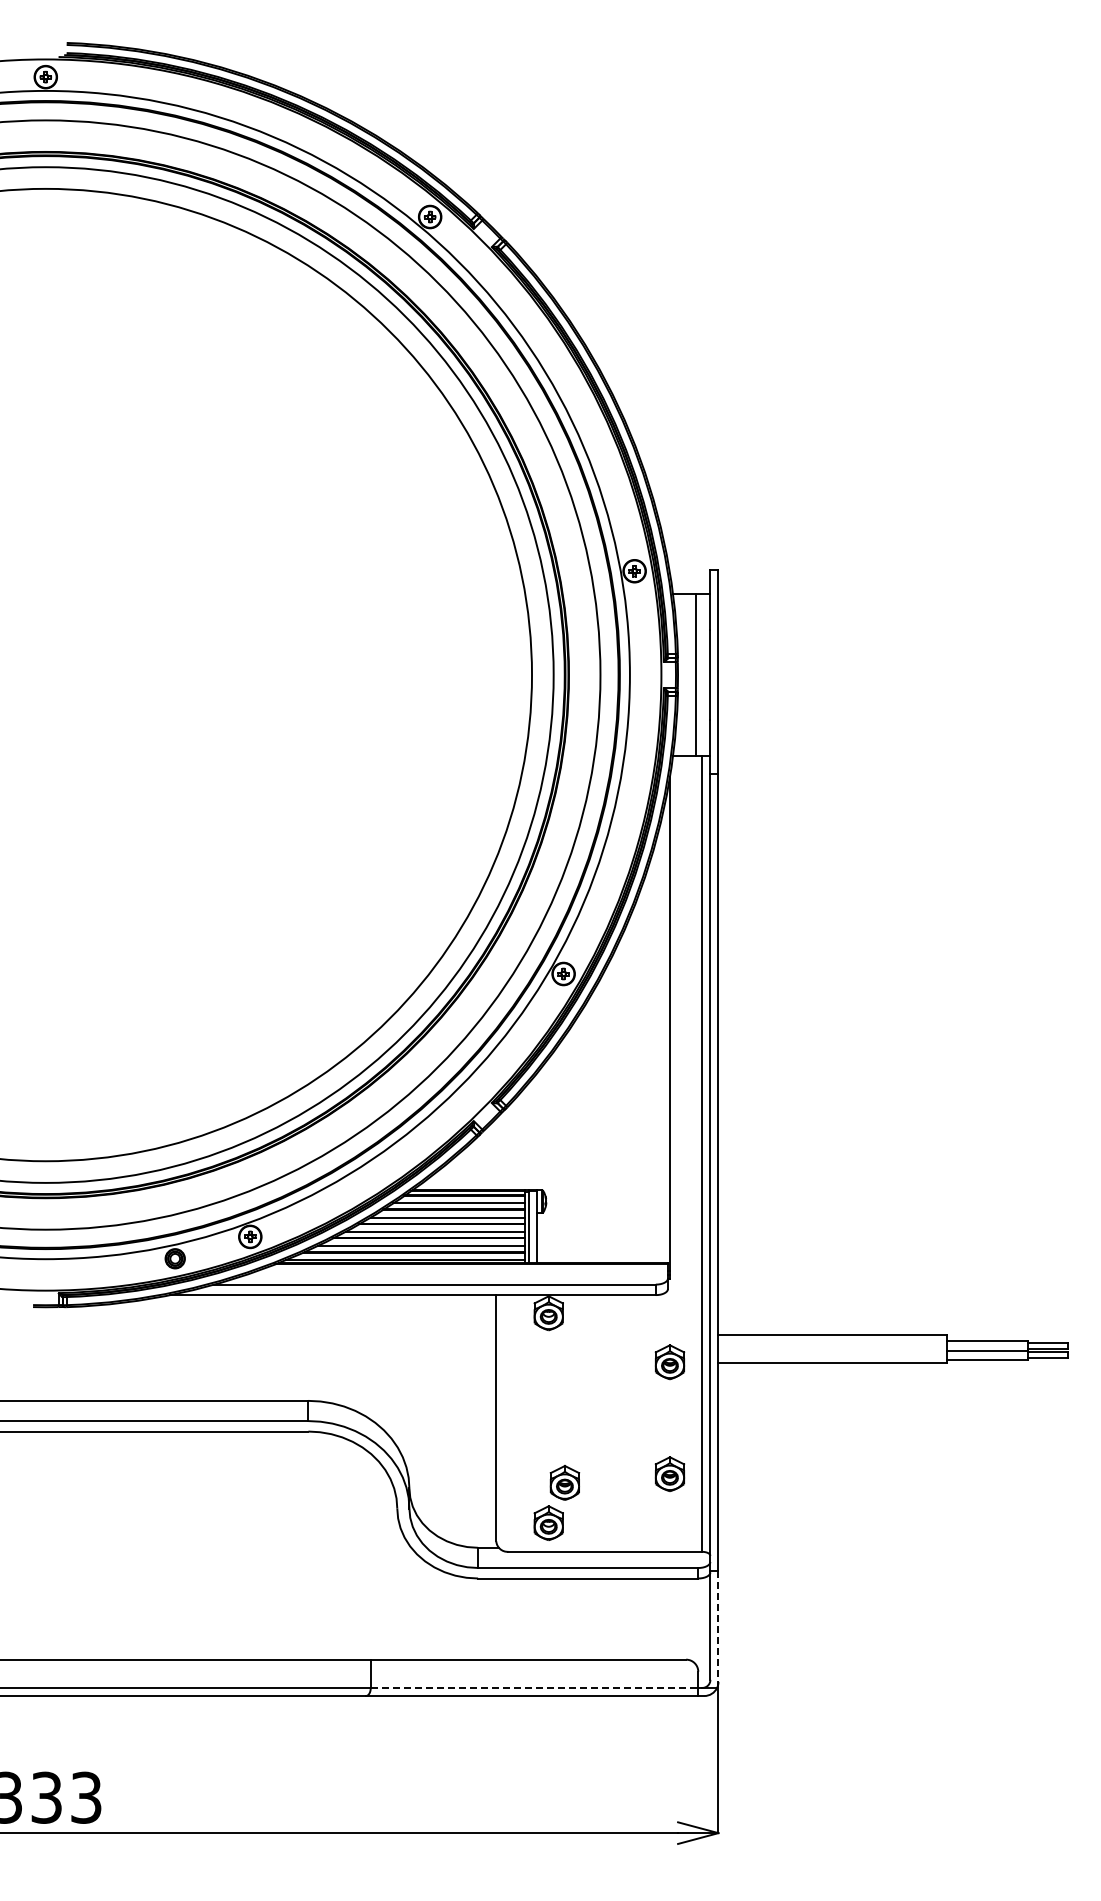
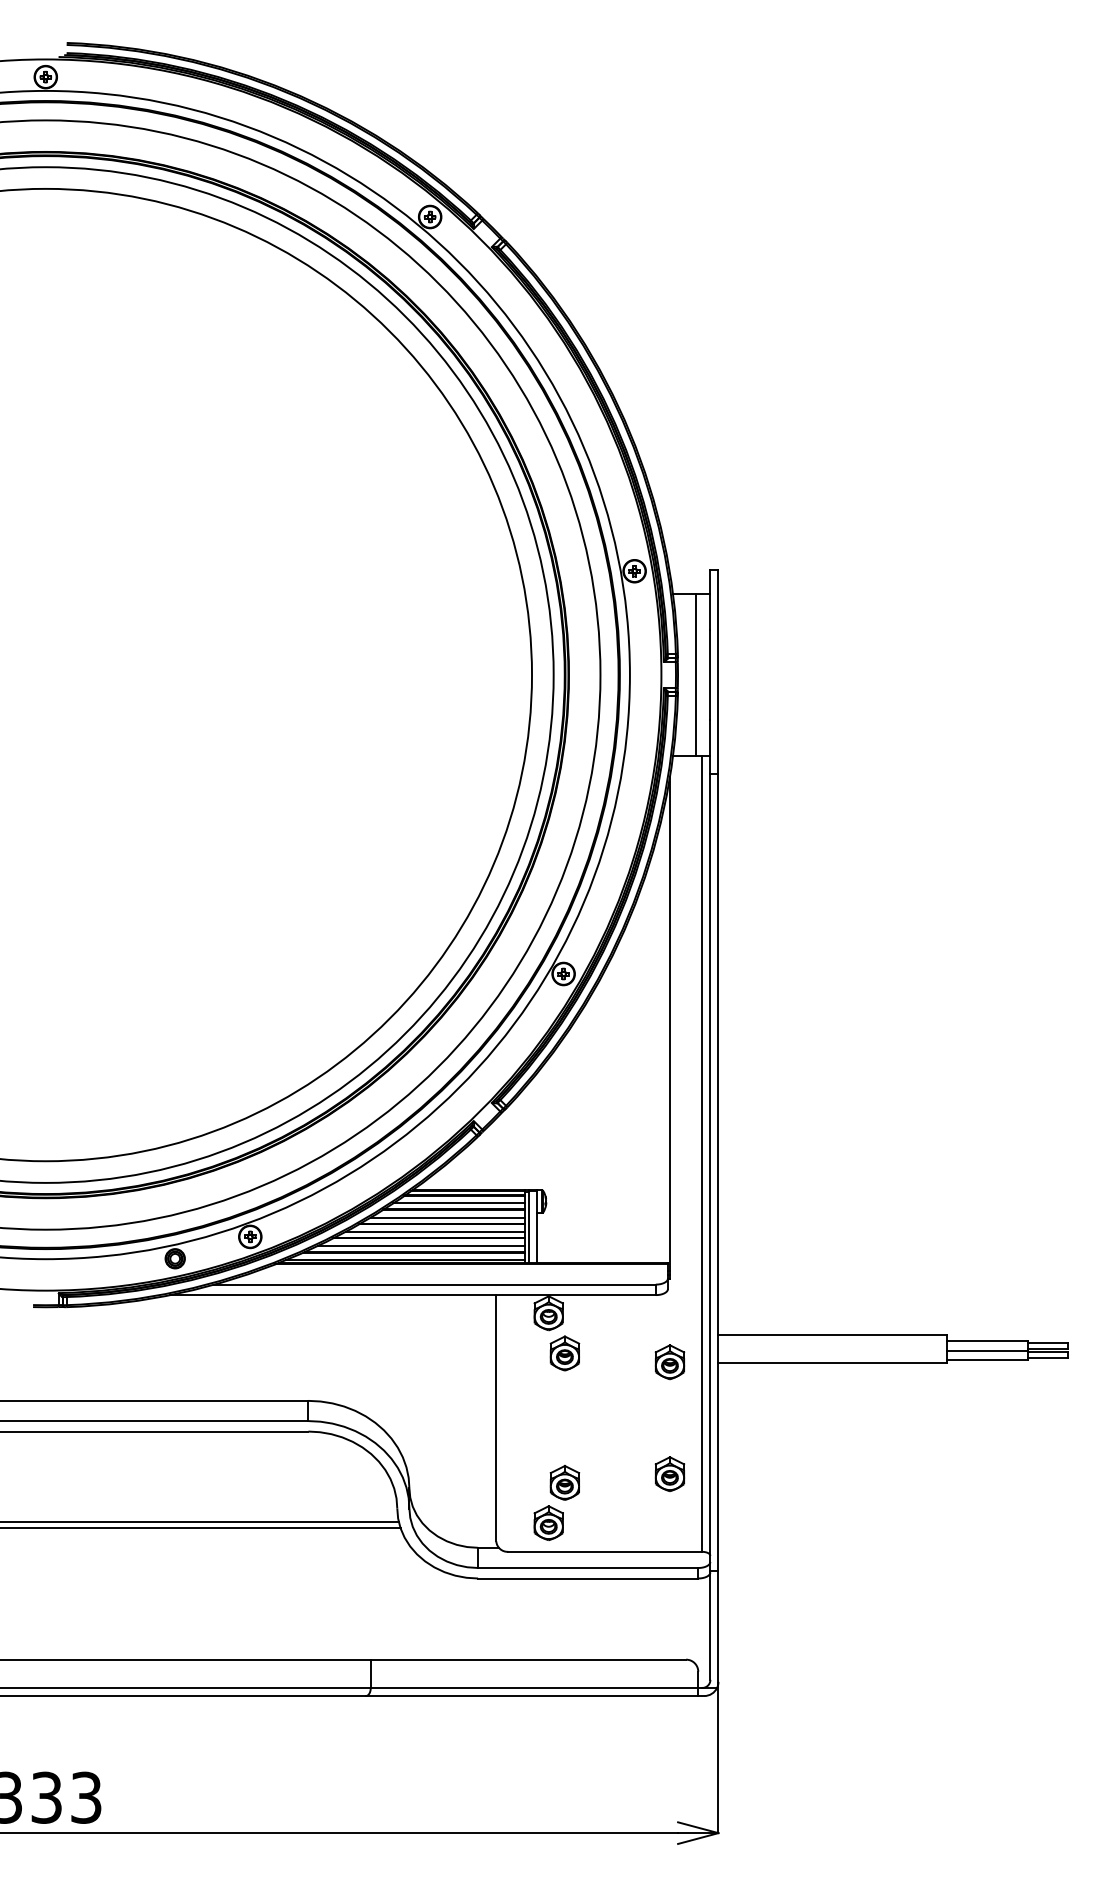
part: none -> present (564, 1353)
line: none -> present (200, 1521)
line: none -> present (201, 1528)
line: dashed -> solid (718, 1626)
line: dashed -> solid (534, 1687)
